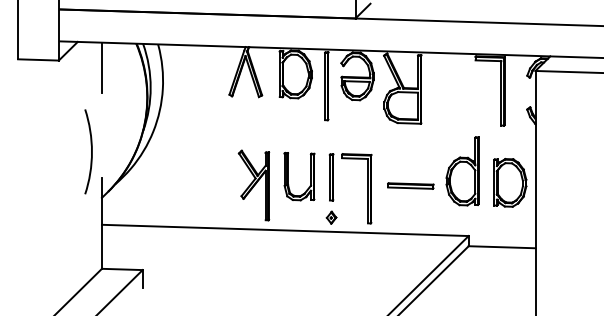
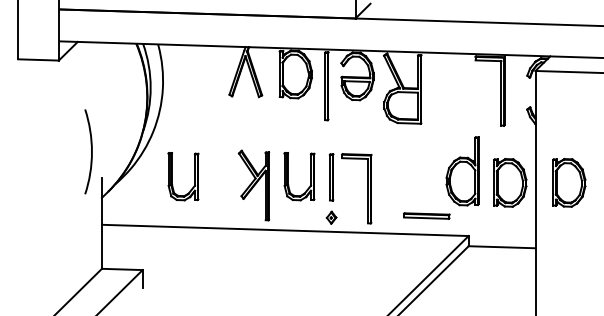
line: present -> none (101, 67)
part: none -> present (172, 176)
part: none -> present (569, 182)
part position: (410, 185) -> (426, 215) (426, 215)
